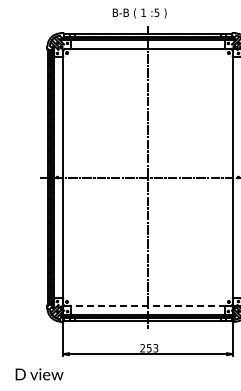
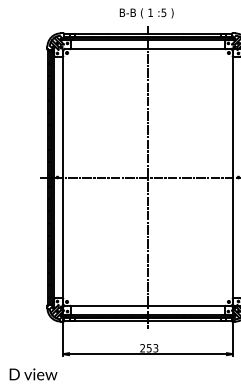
text position: (139, 13) -> (146, 13) (146, 13)
line: dashed -> solid (148, 305)
text position: (39, 374) -> (33, 374) (33, 374)
